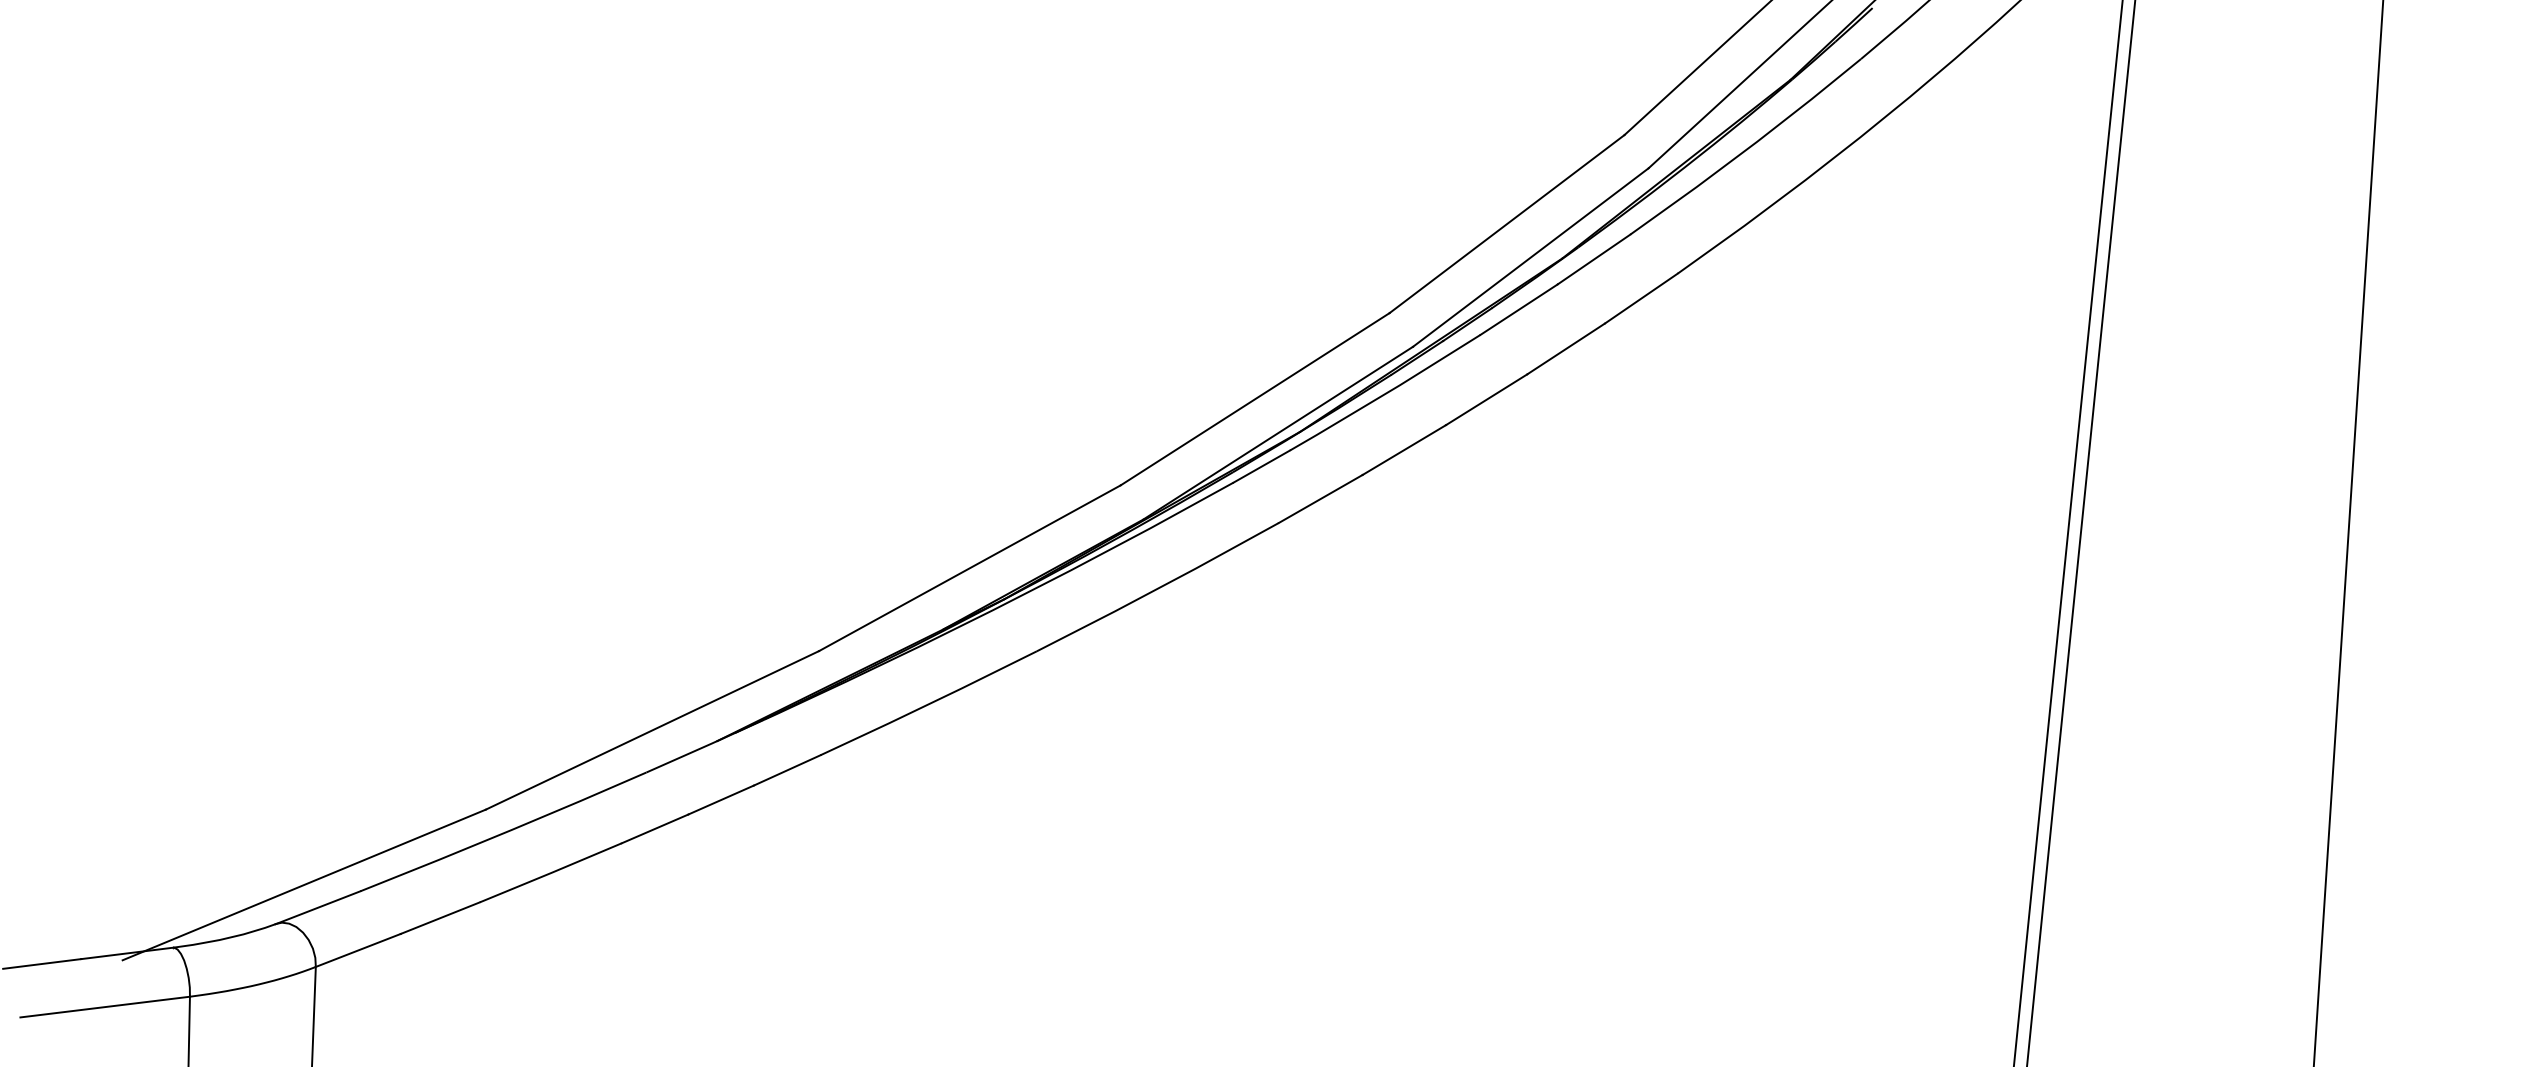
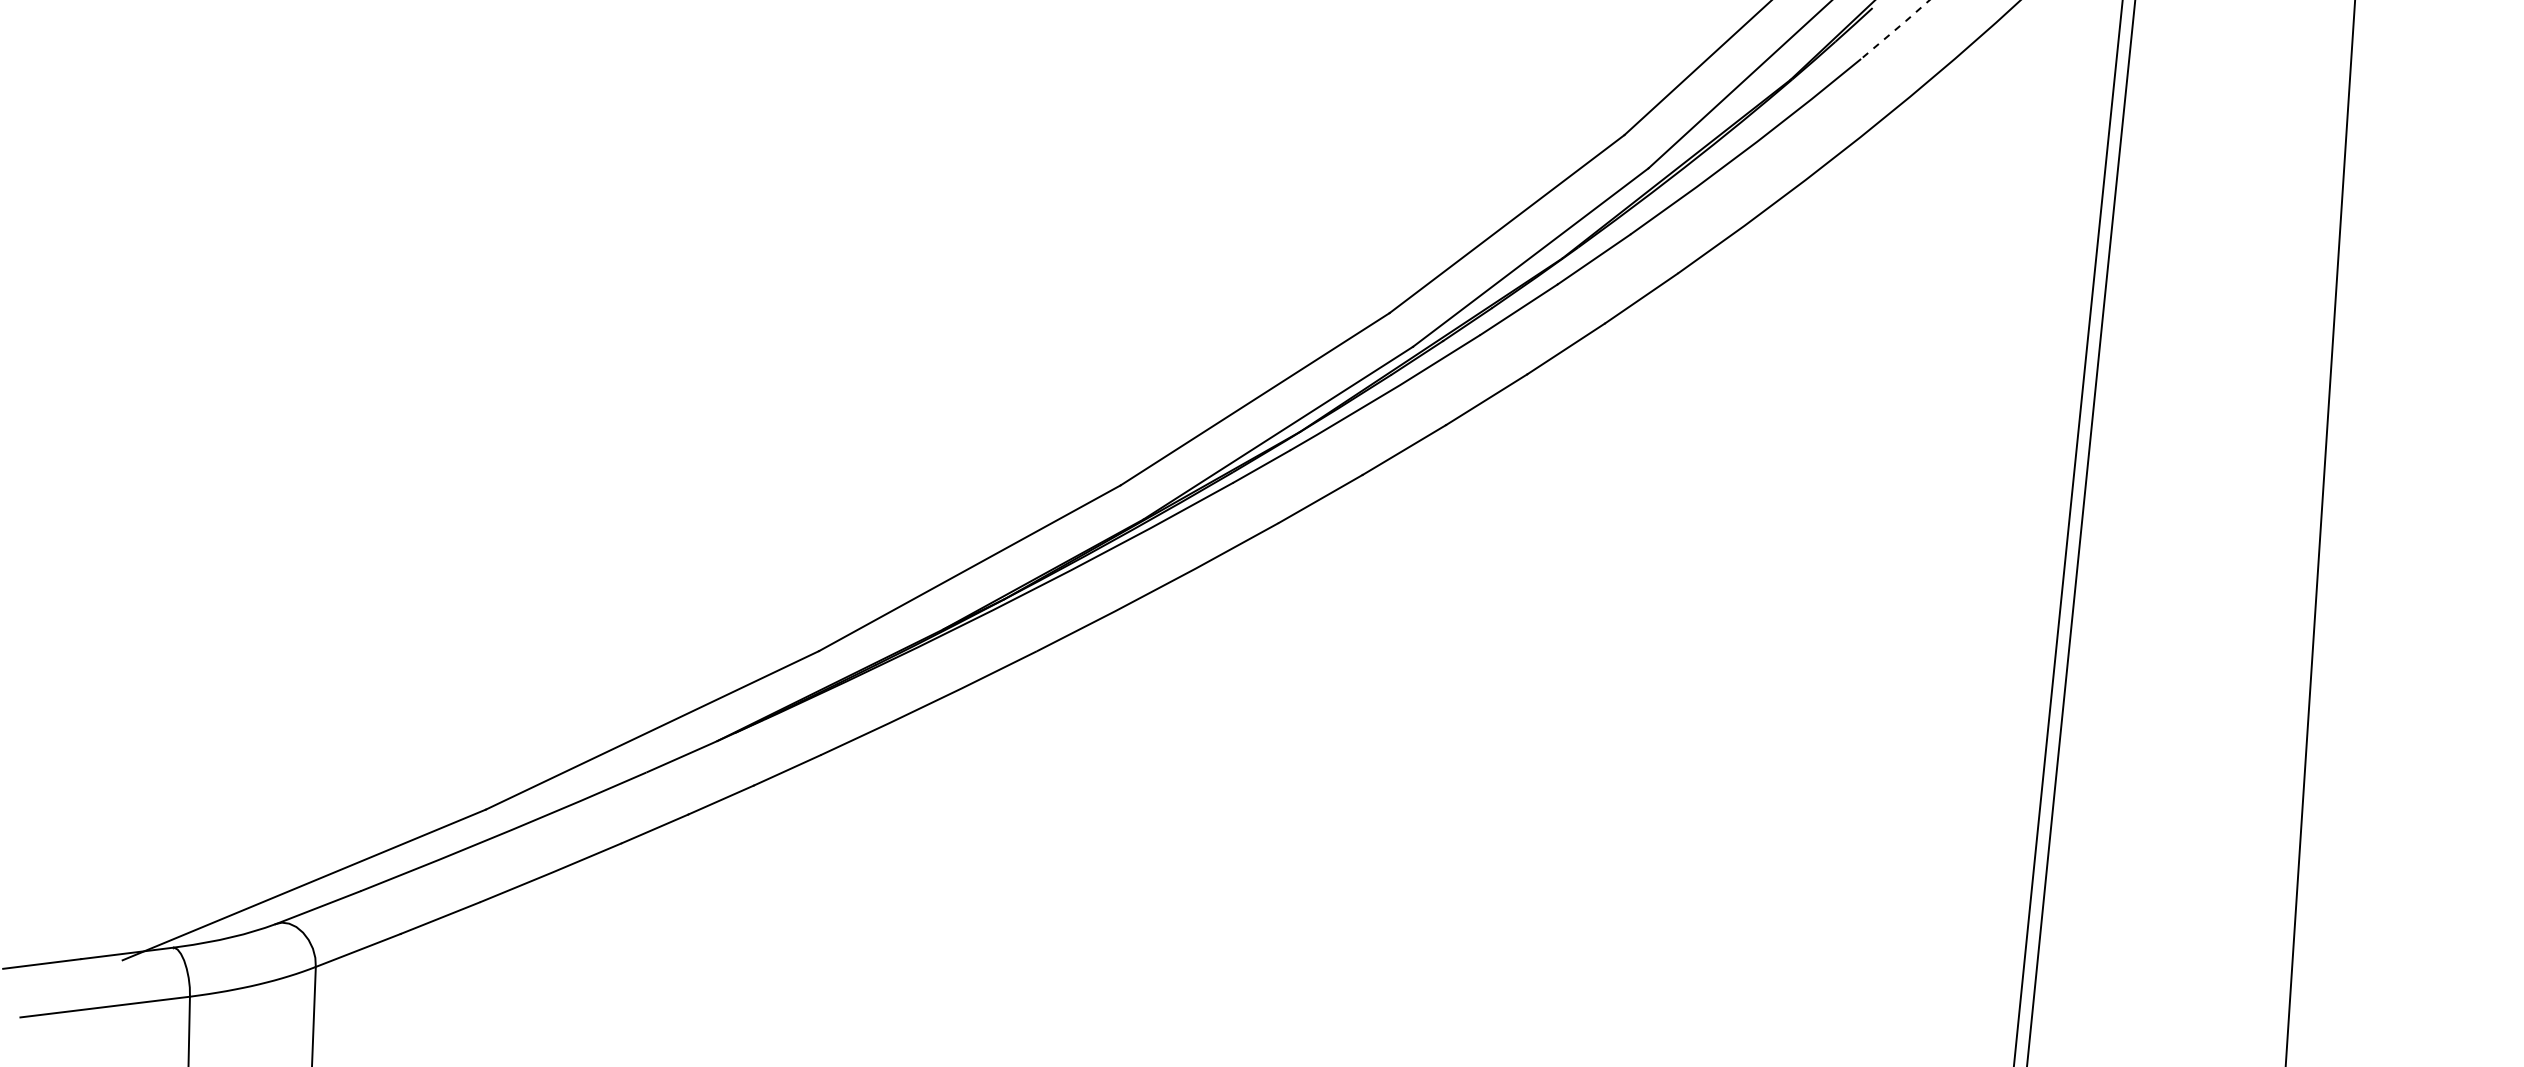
line: solid -> dashed (1895, 29)
line position: (2348, 532) -> (2319, 532) (2319, 532)
